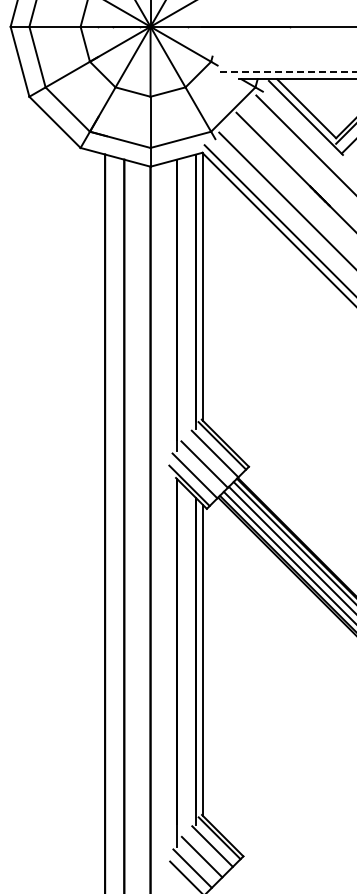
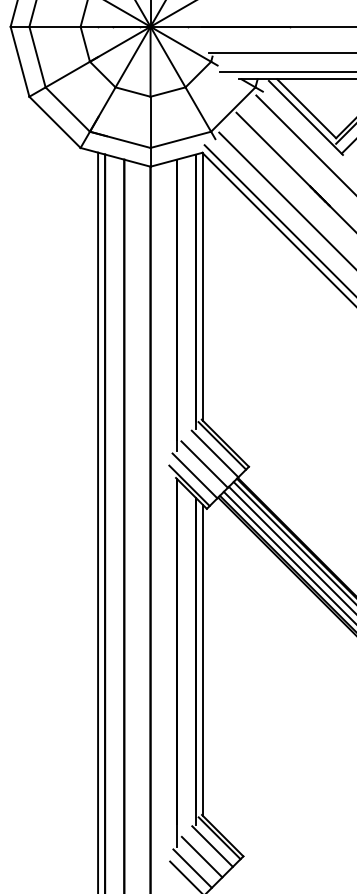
line: none -> present (280, 53)
line: dashed -> solid (288, 72)
line: none -> present (98, 521)
